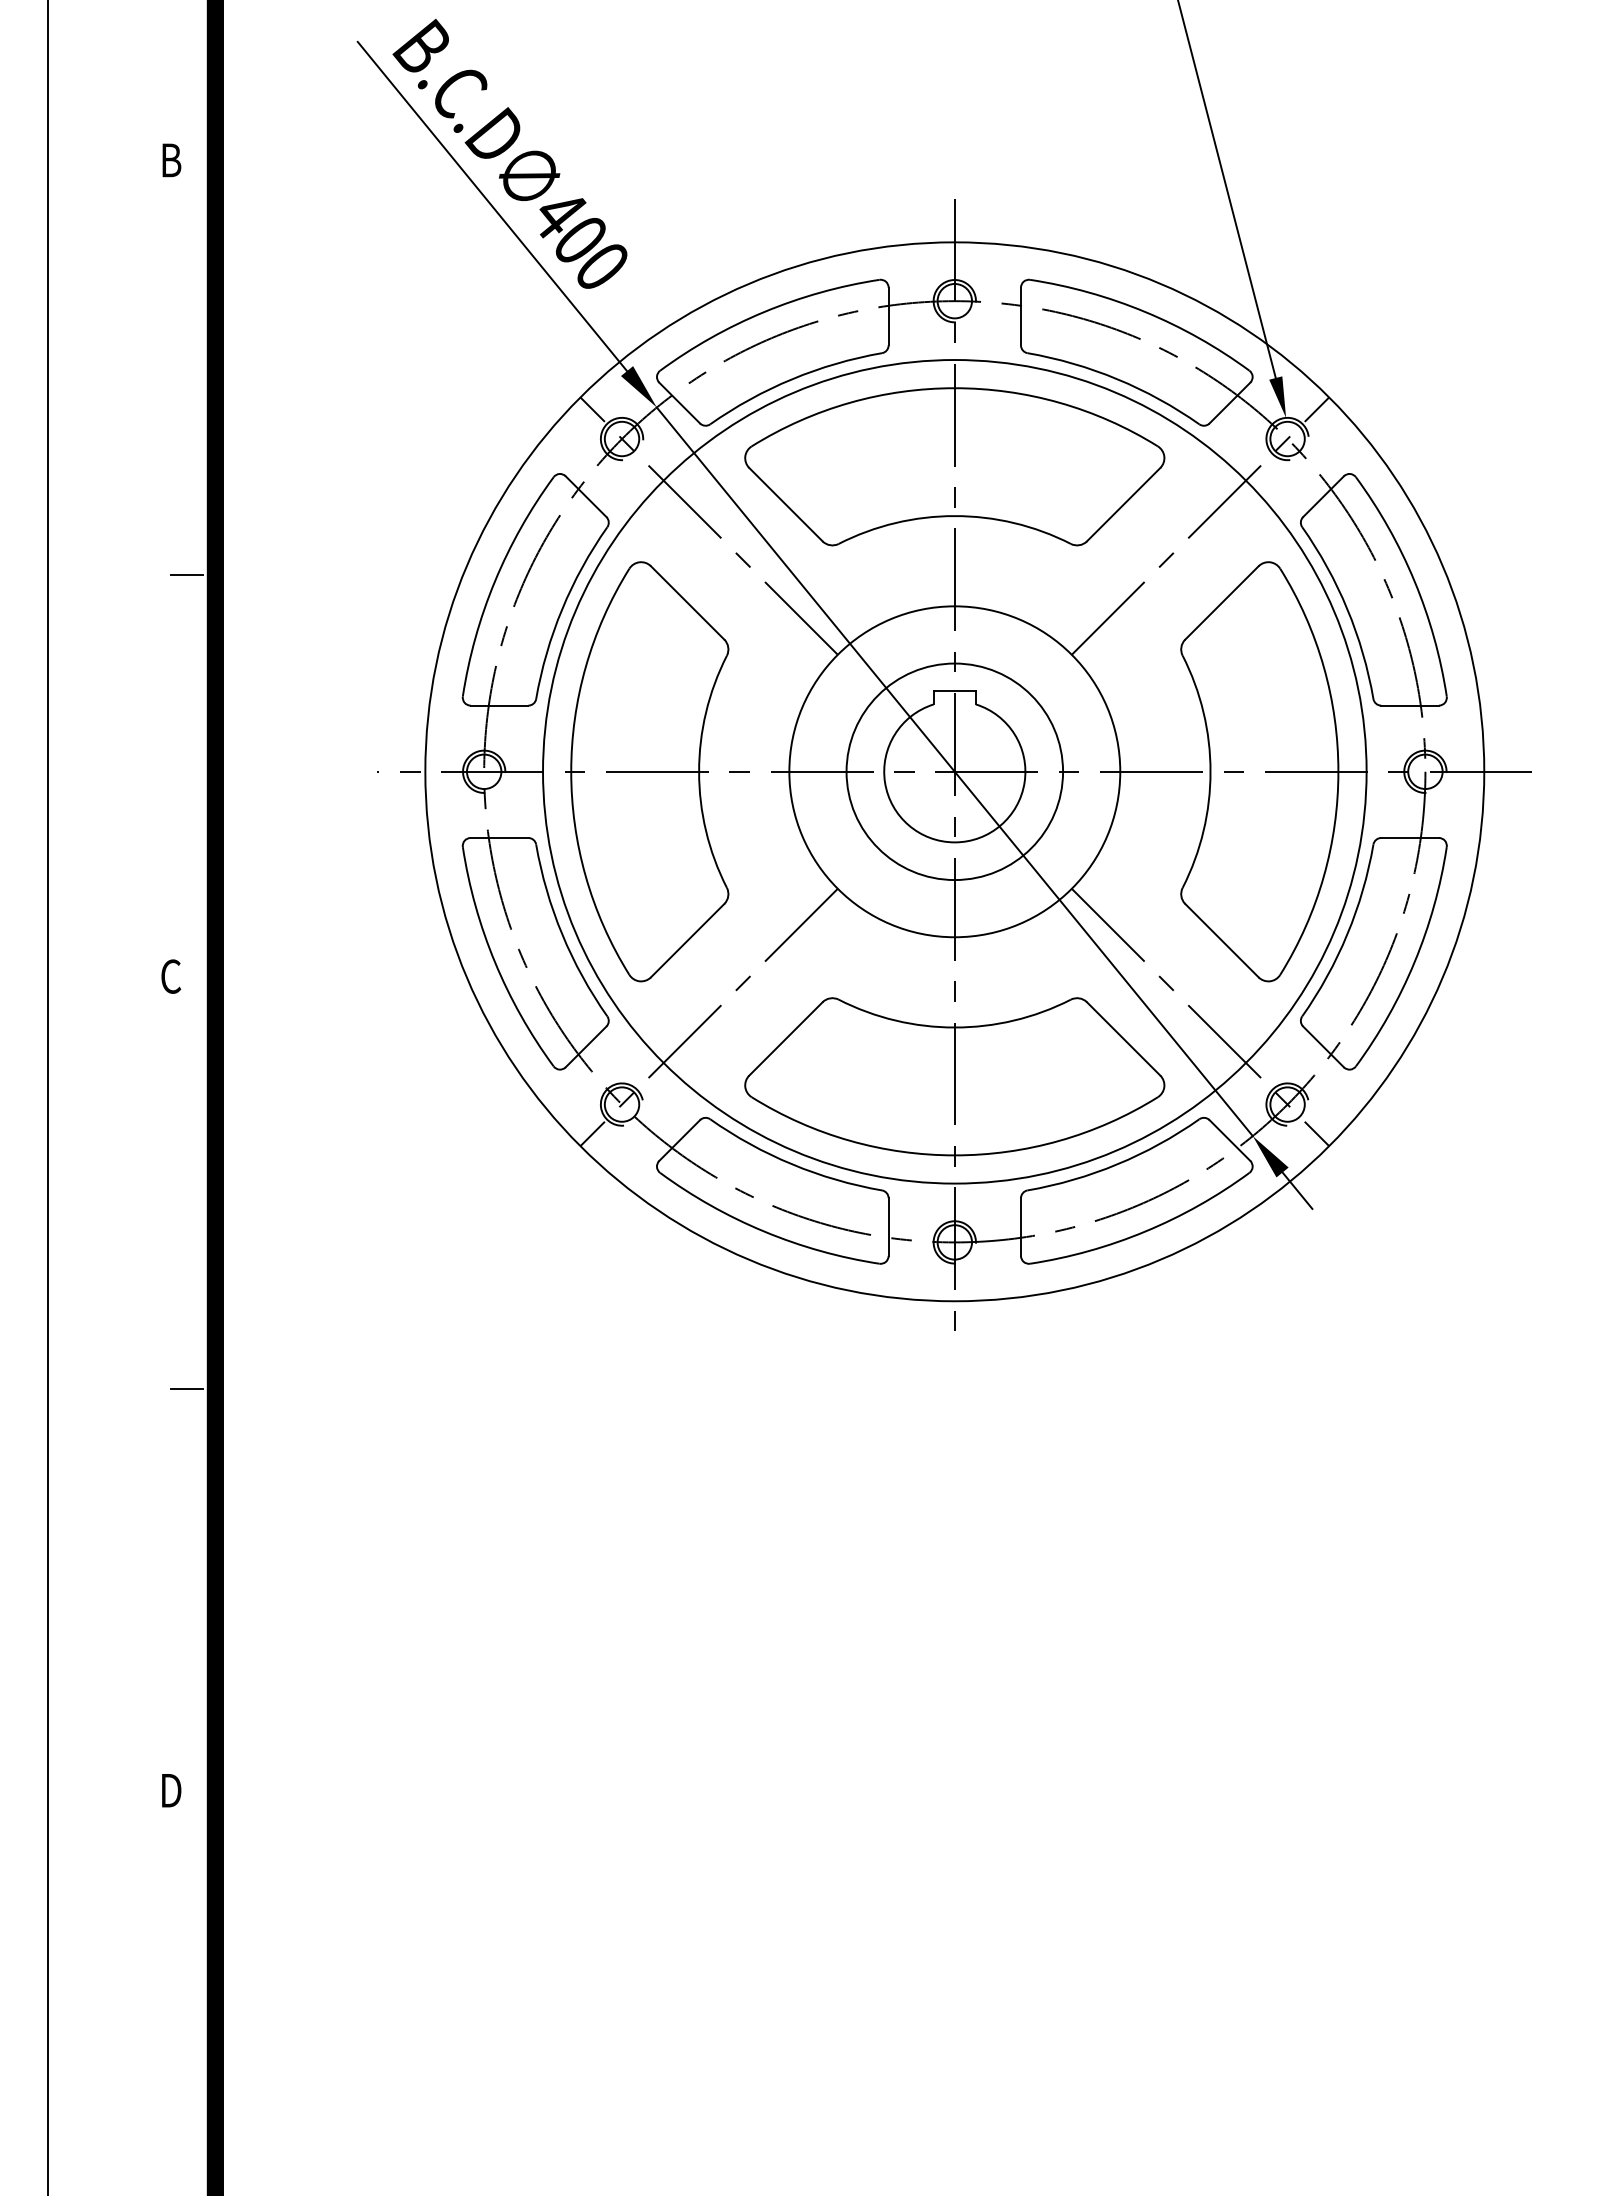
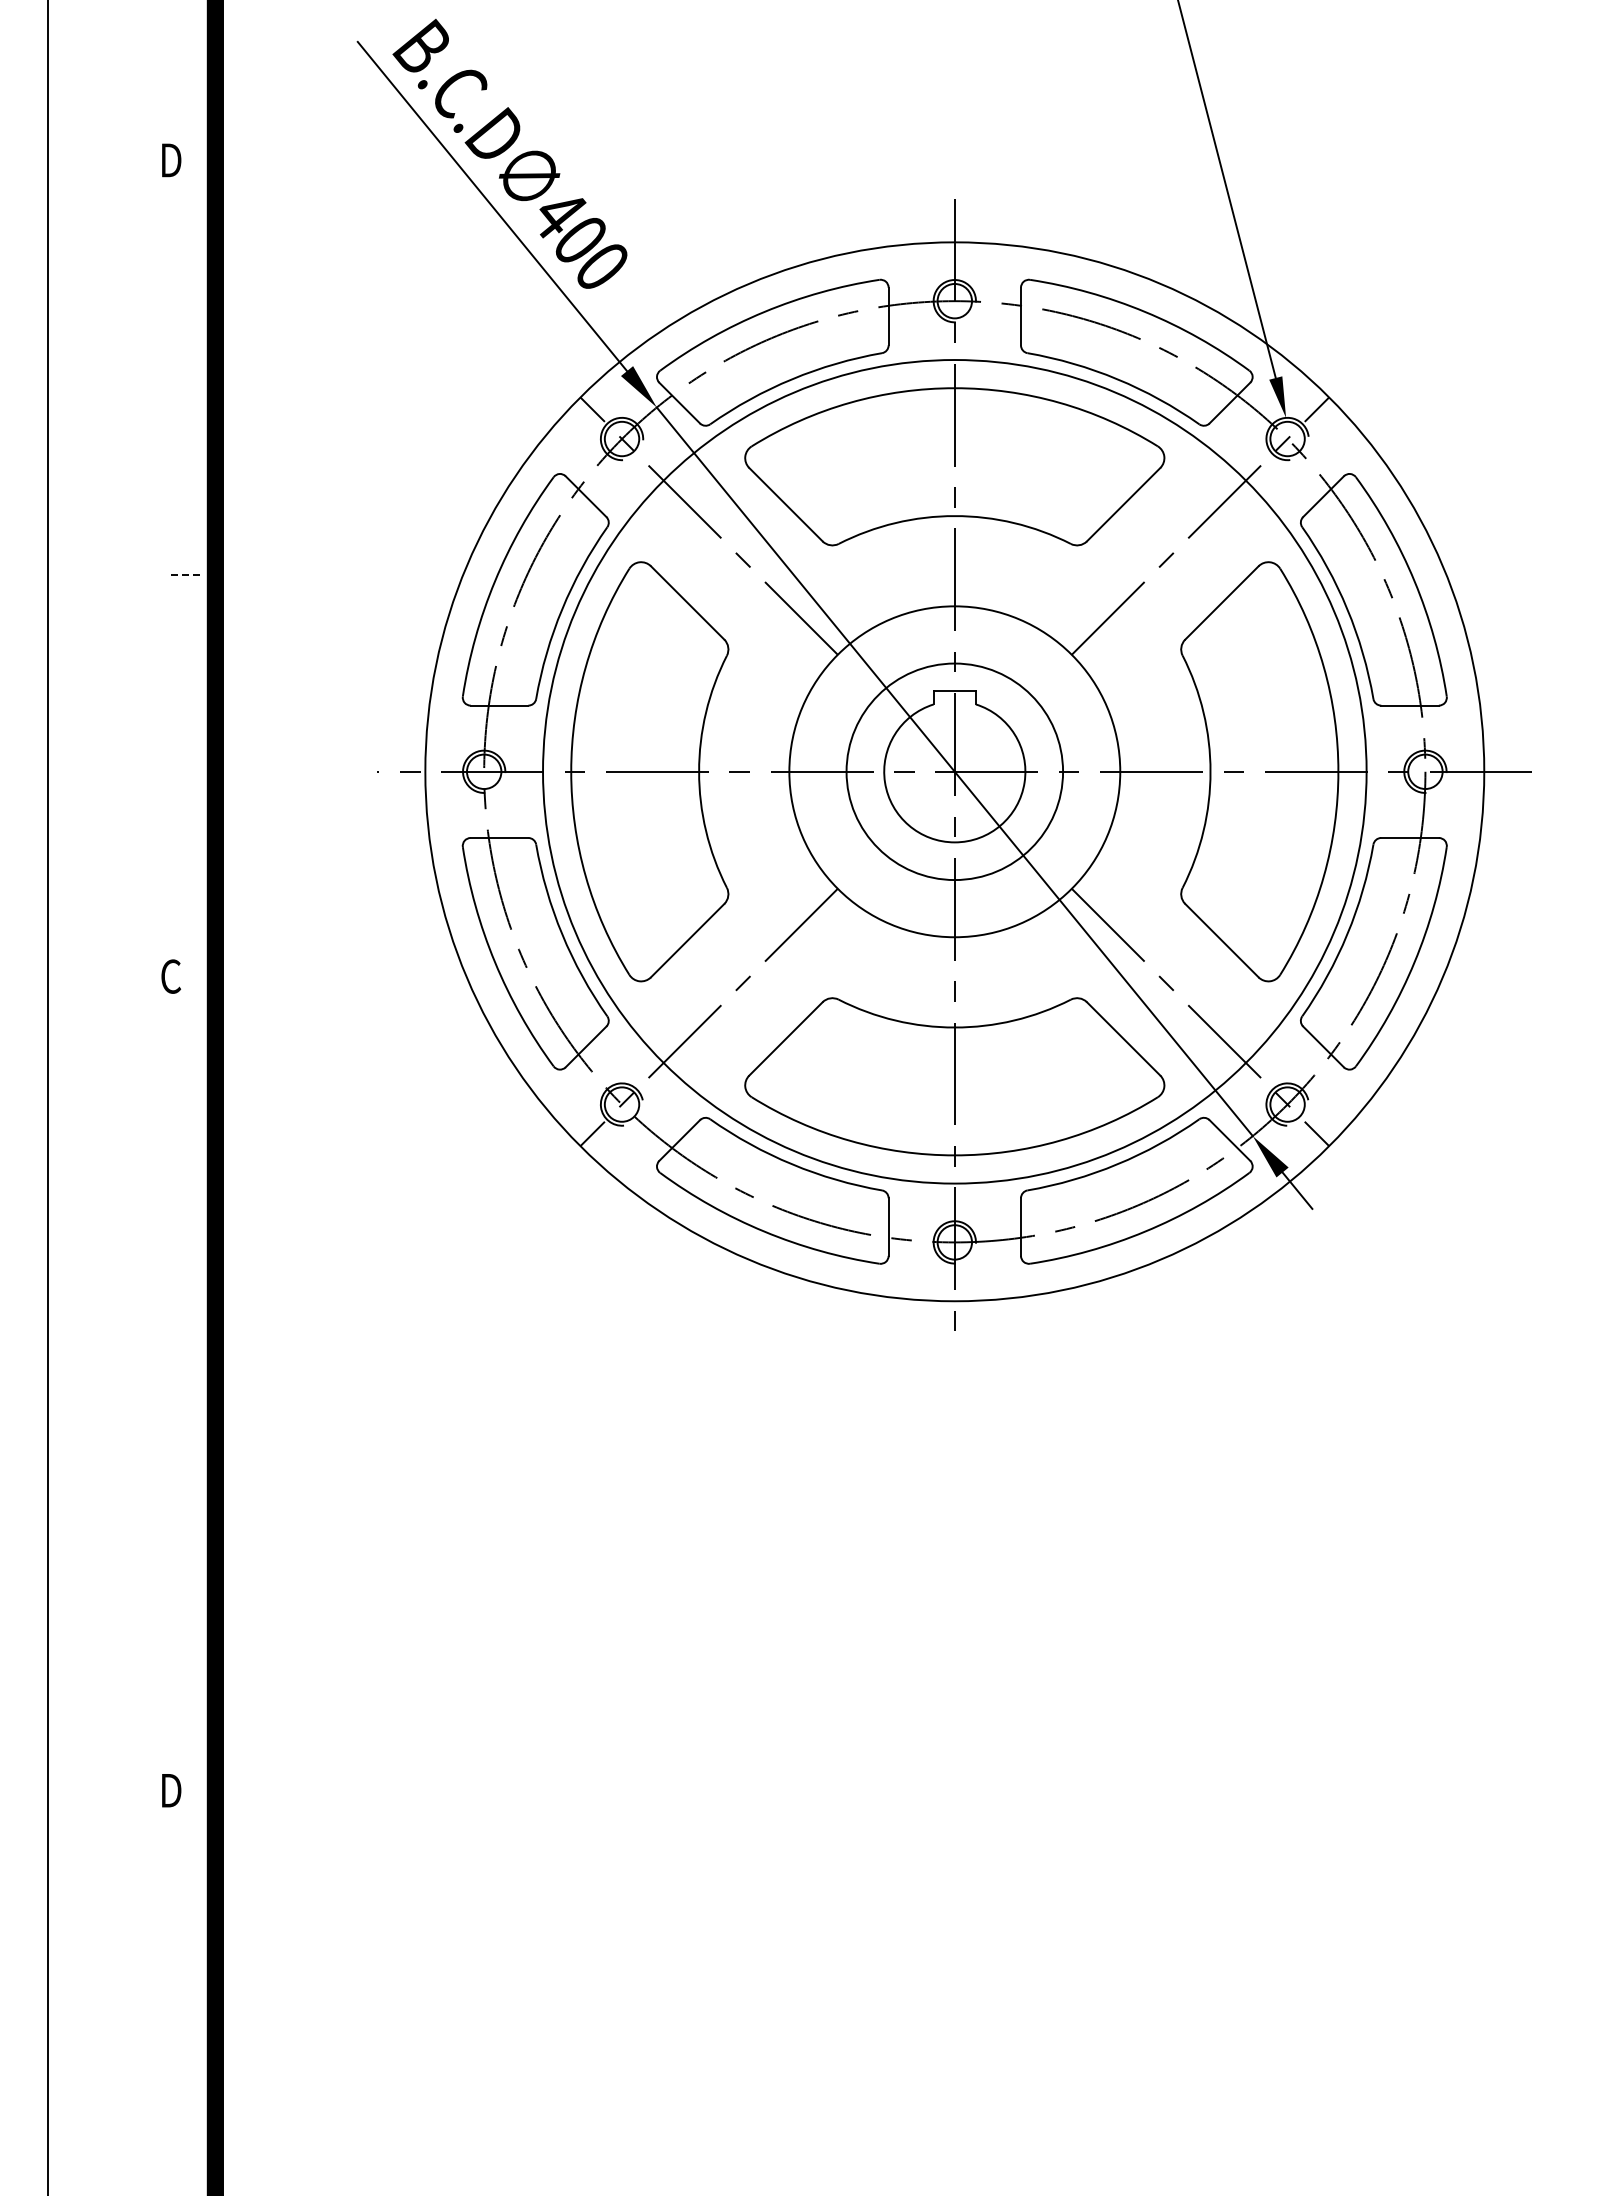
text: B -> D (171, 160)
line: solid -> dashed (187, 575)
line: present -> none (186, 1388)
